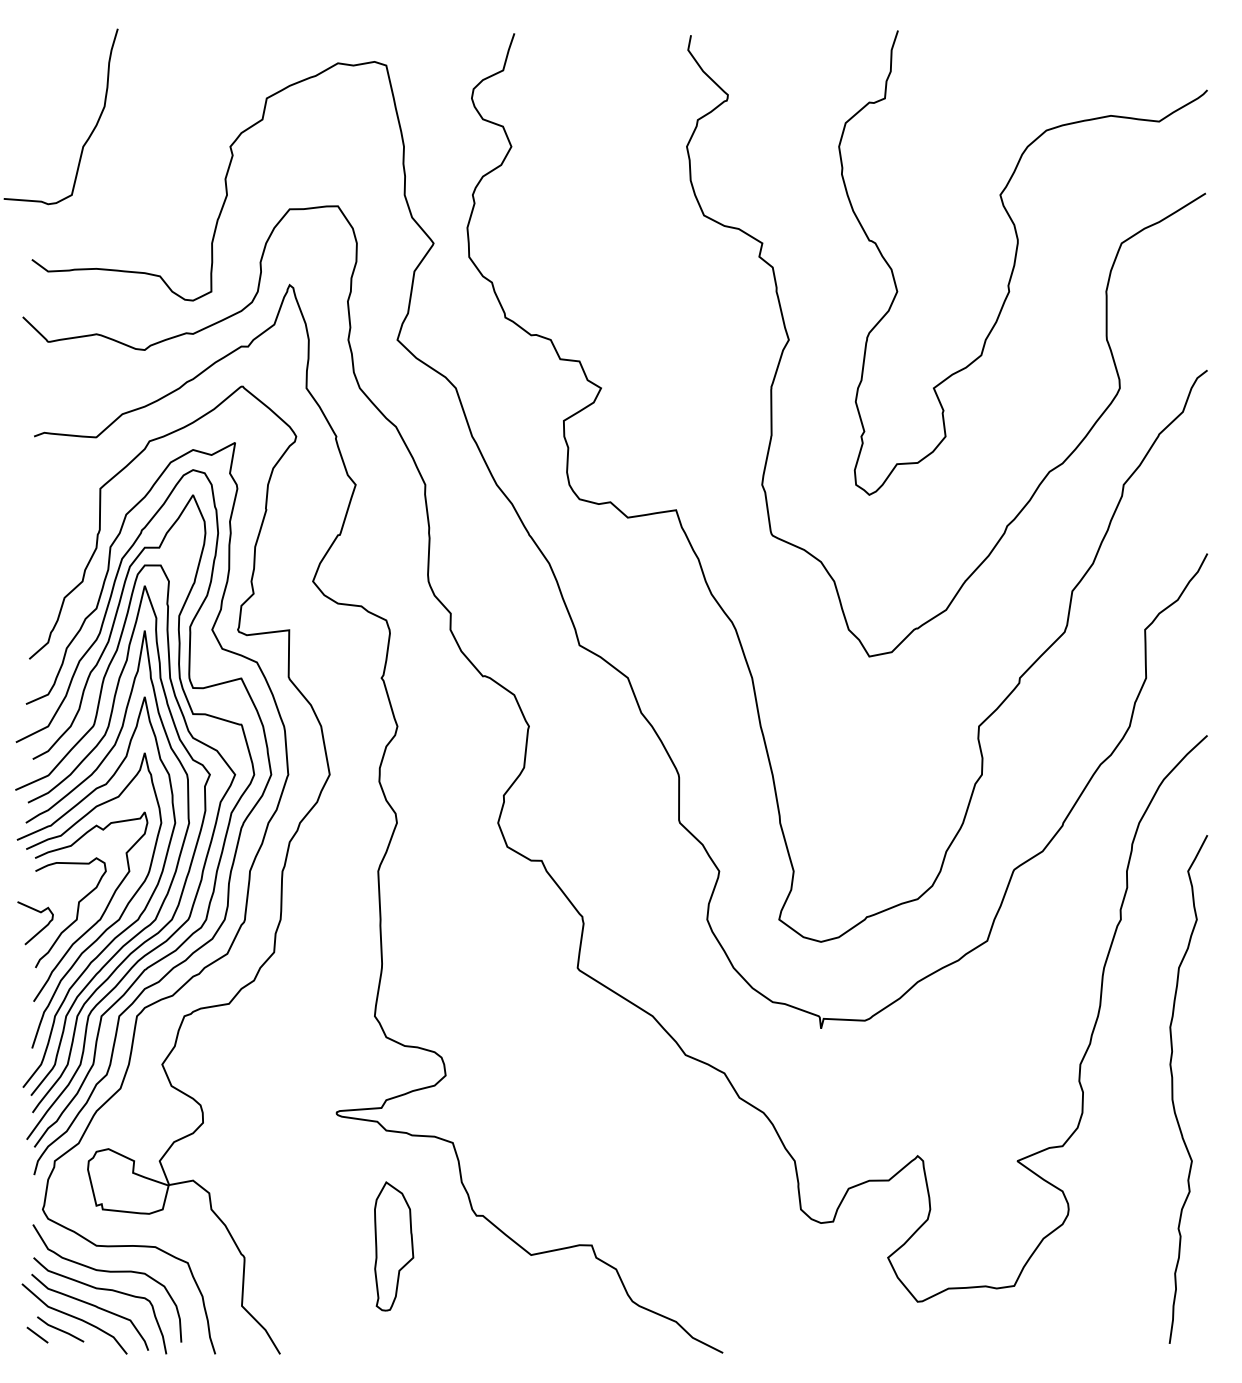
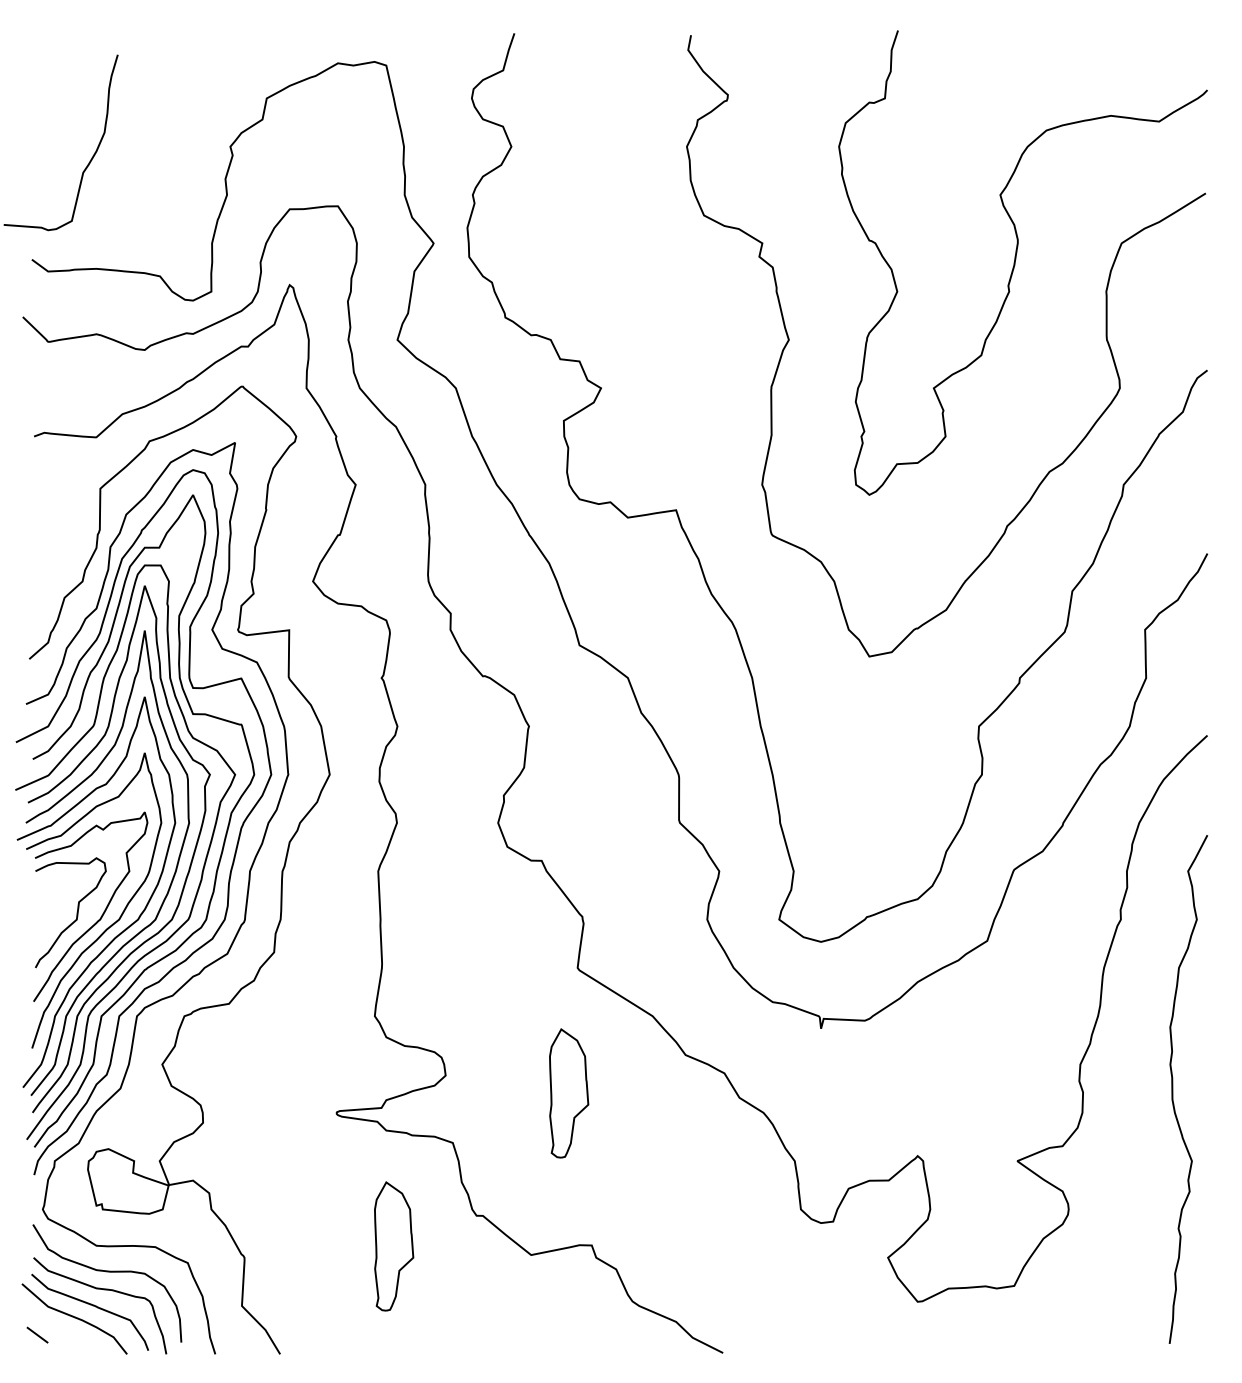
curve position: (88, 136) -> (88, 162) (88, 162)
curve: present -> none (40, 929)
part: none -> present (569, 1093)
line: present -> none (60, 1329)
